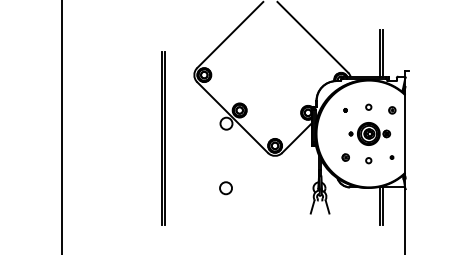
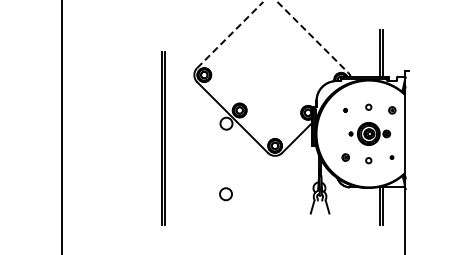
line: solid -> dashed (230, 34)
line: solid -> dashed (313, 37)
circle position: (225, 188) -> (225, 194) (225, 194)
